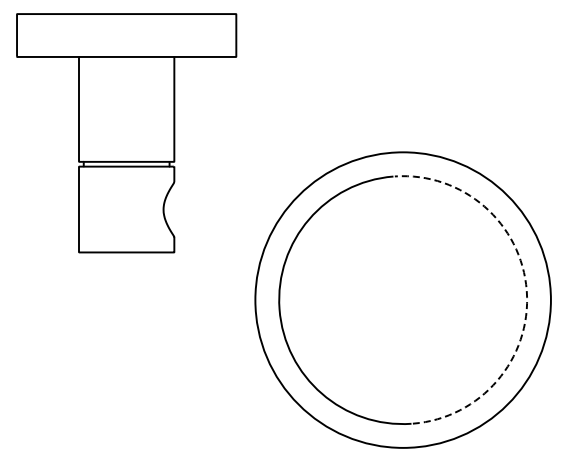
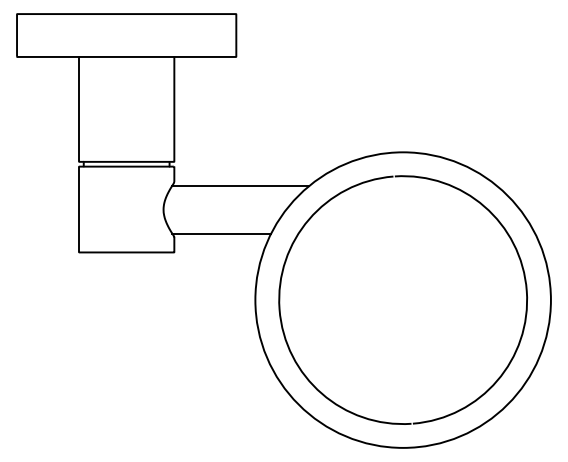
line: none -> present (240, 185)
line: none -> present (221, 233)
arc: dashed -> solid (526, 291)
